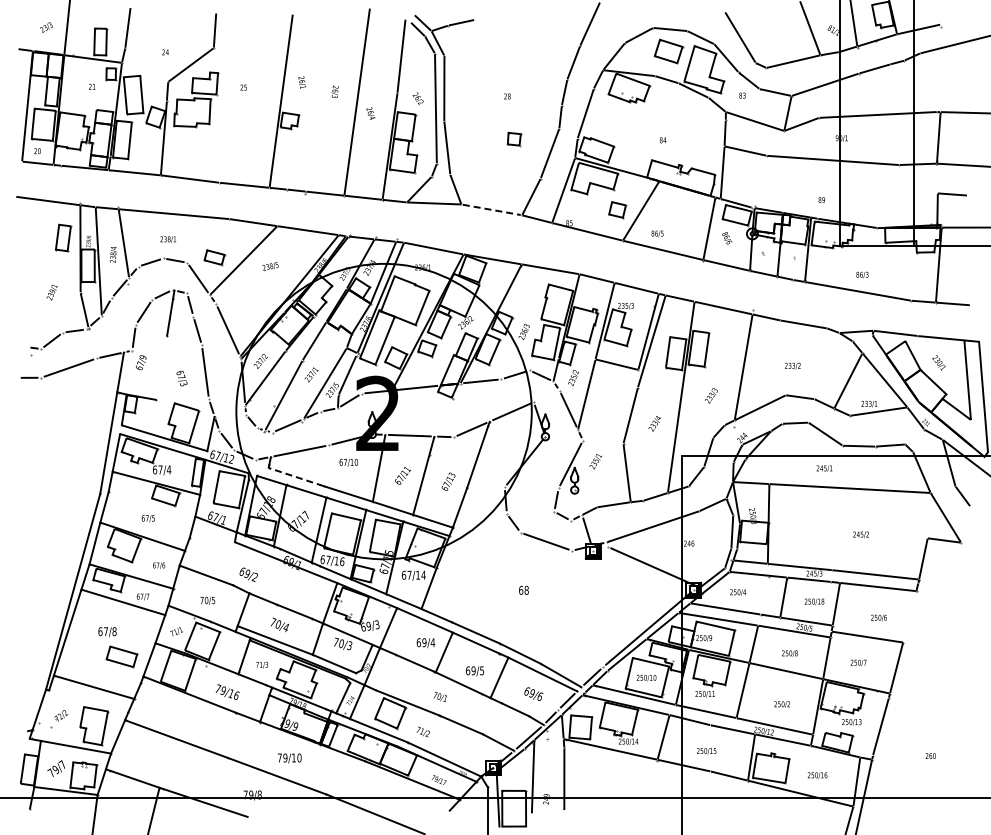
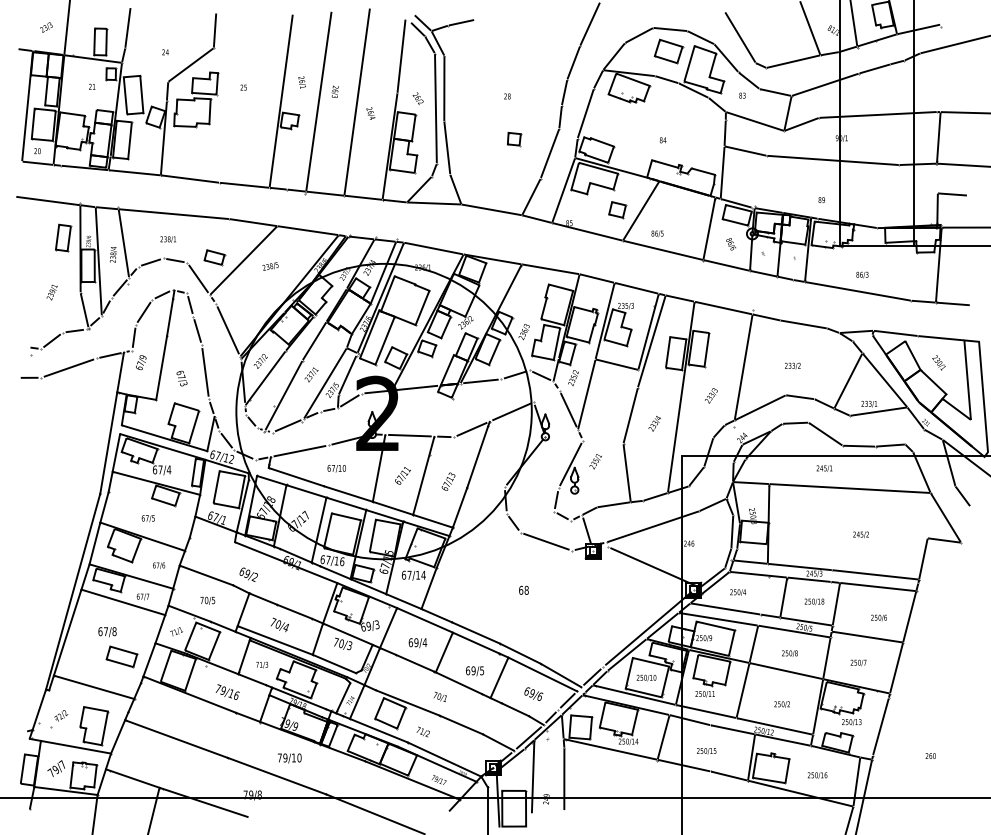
line: none -> present (318, 101)
line: dashed -> solid (492, 209)
text position: (726, 238) -> (730, 244) (730, 244)
line: none -> present (161, 367)
text position: (348, 462) -> (336, 468) (336, 468)
line: dashed -> solid (296, 477)
line: none -> present (909, 616)
text position: (425, 643) -> (417, 643) (417, 643)
